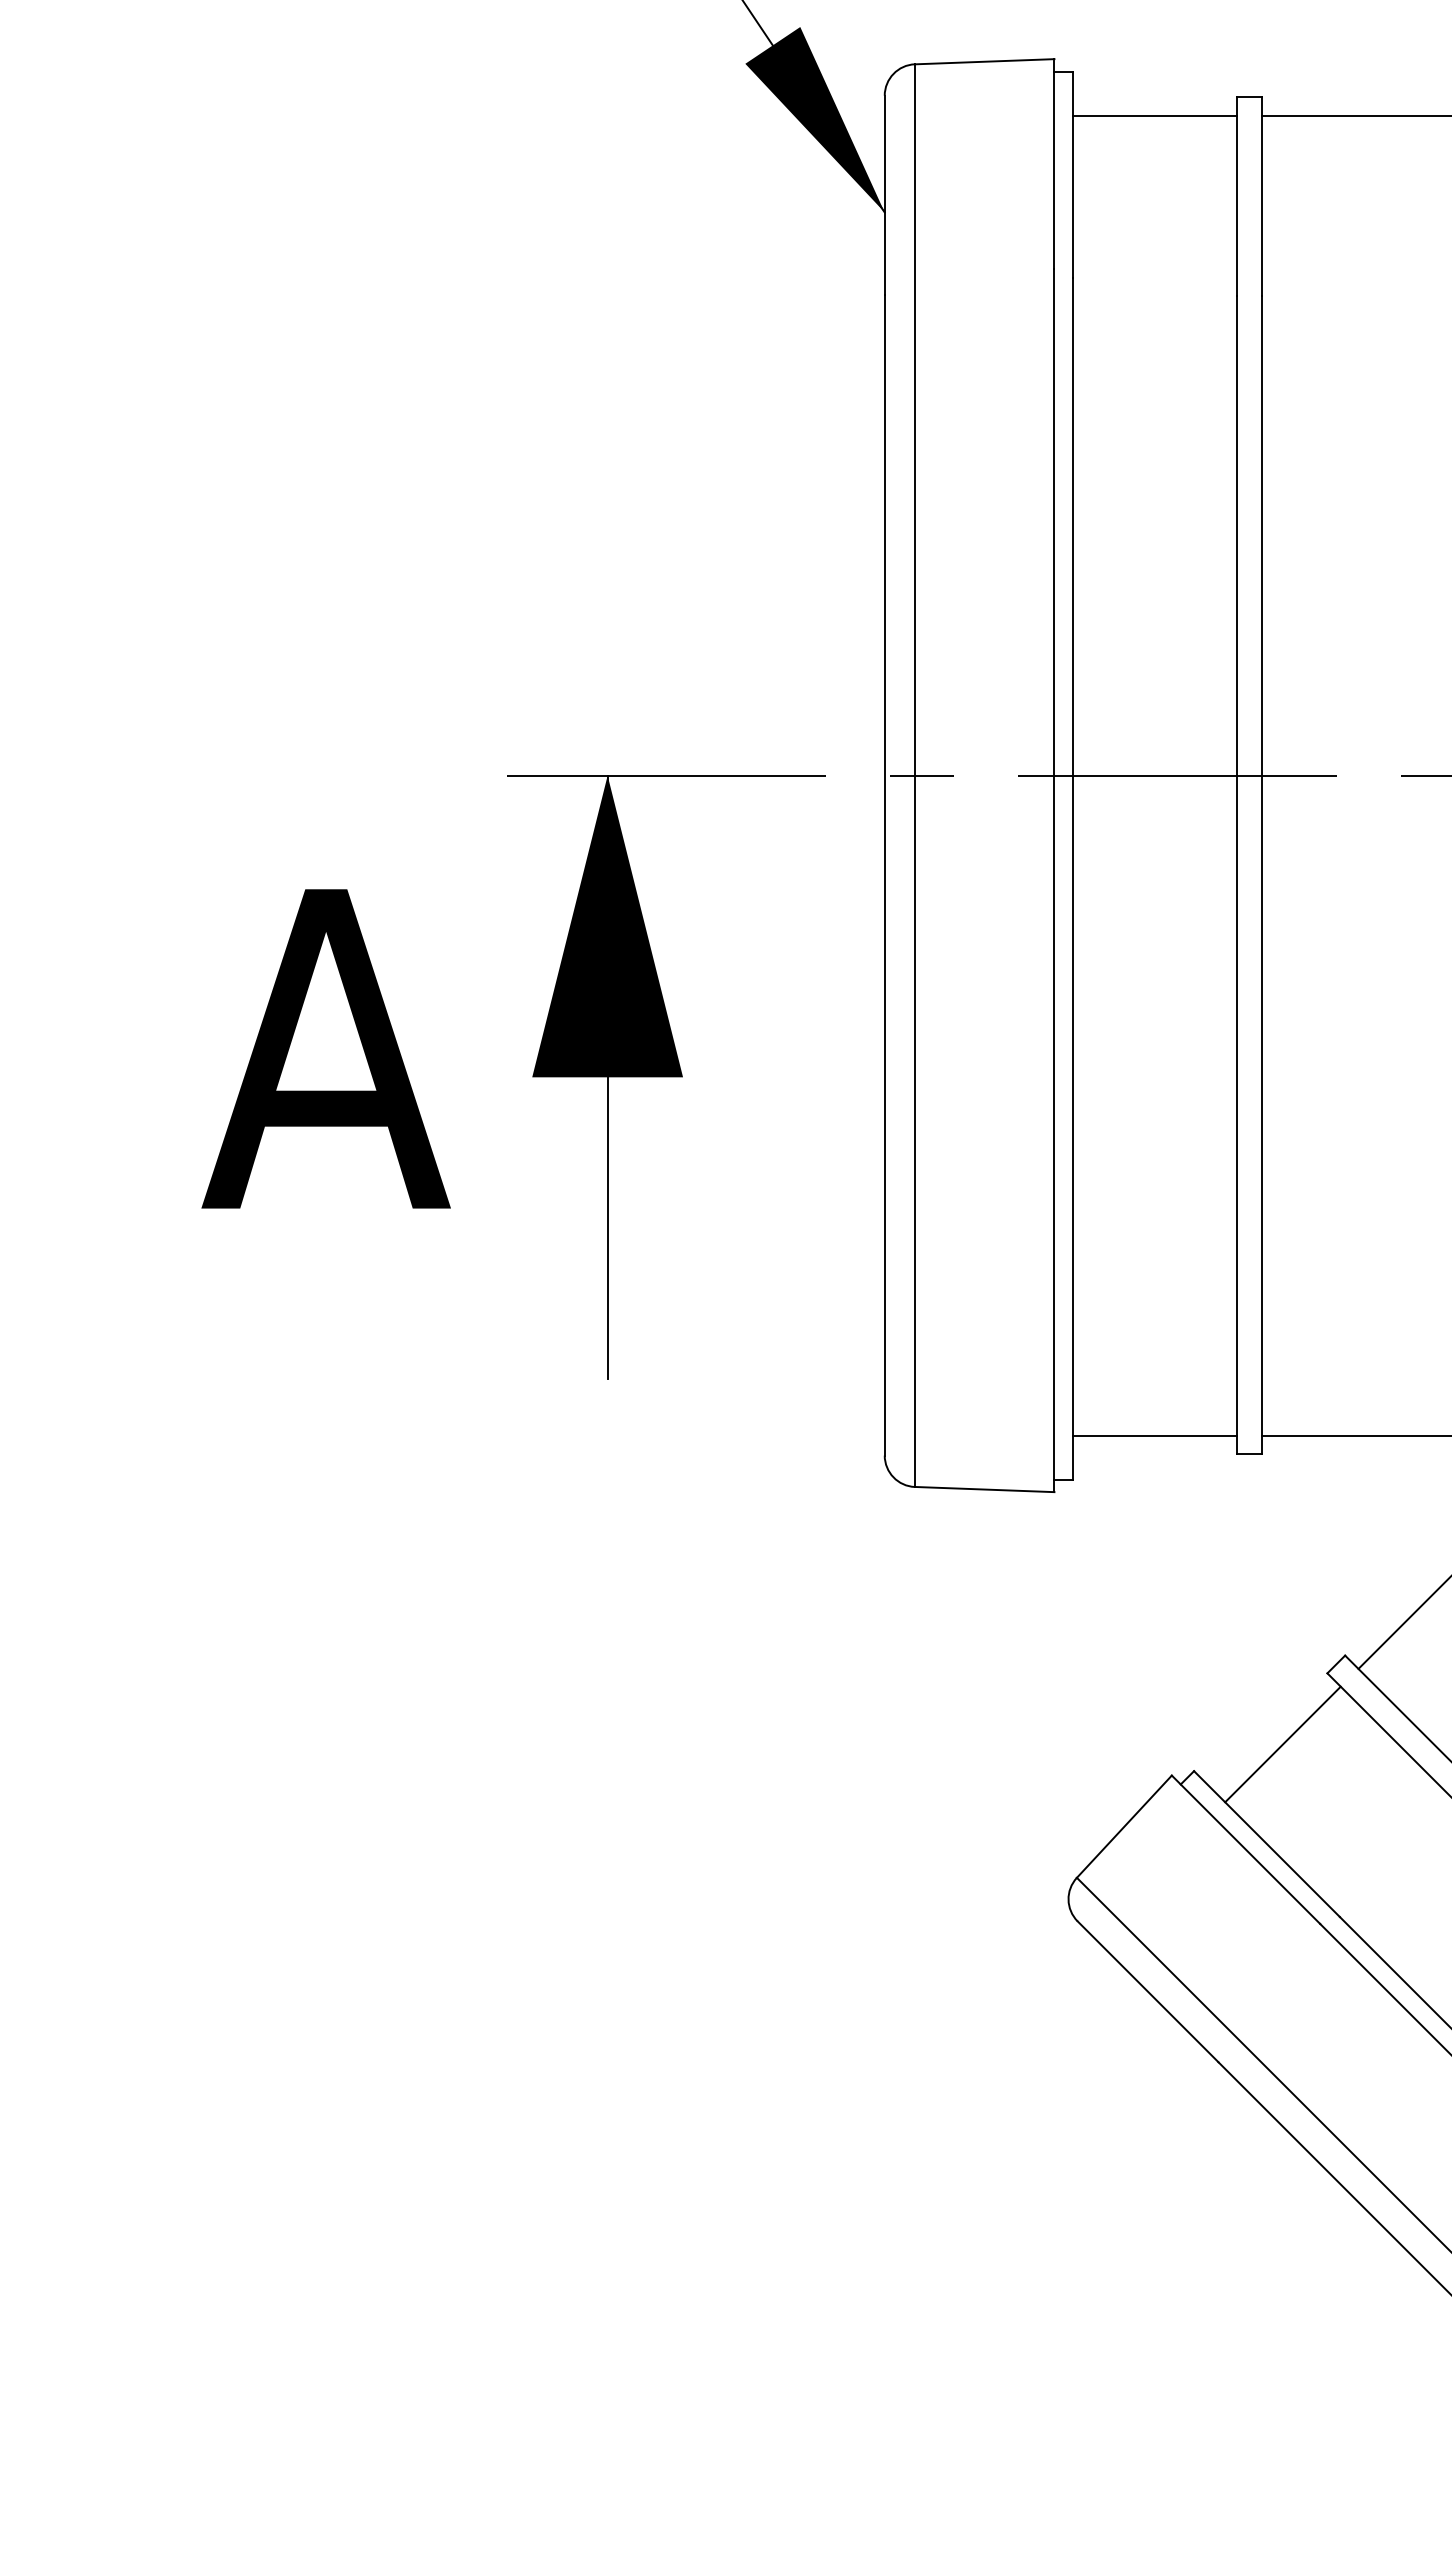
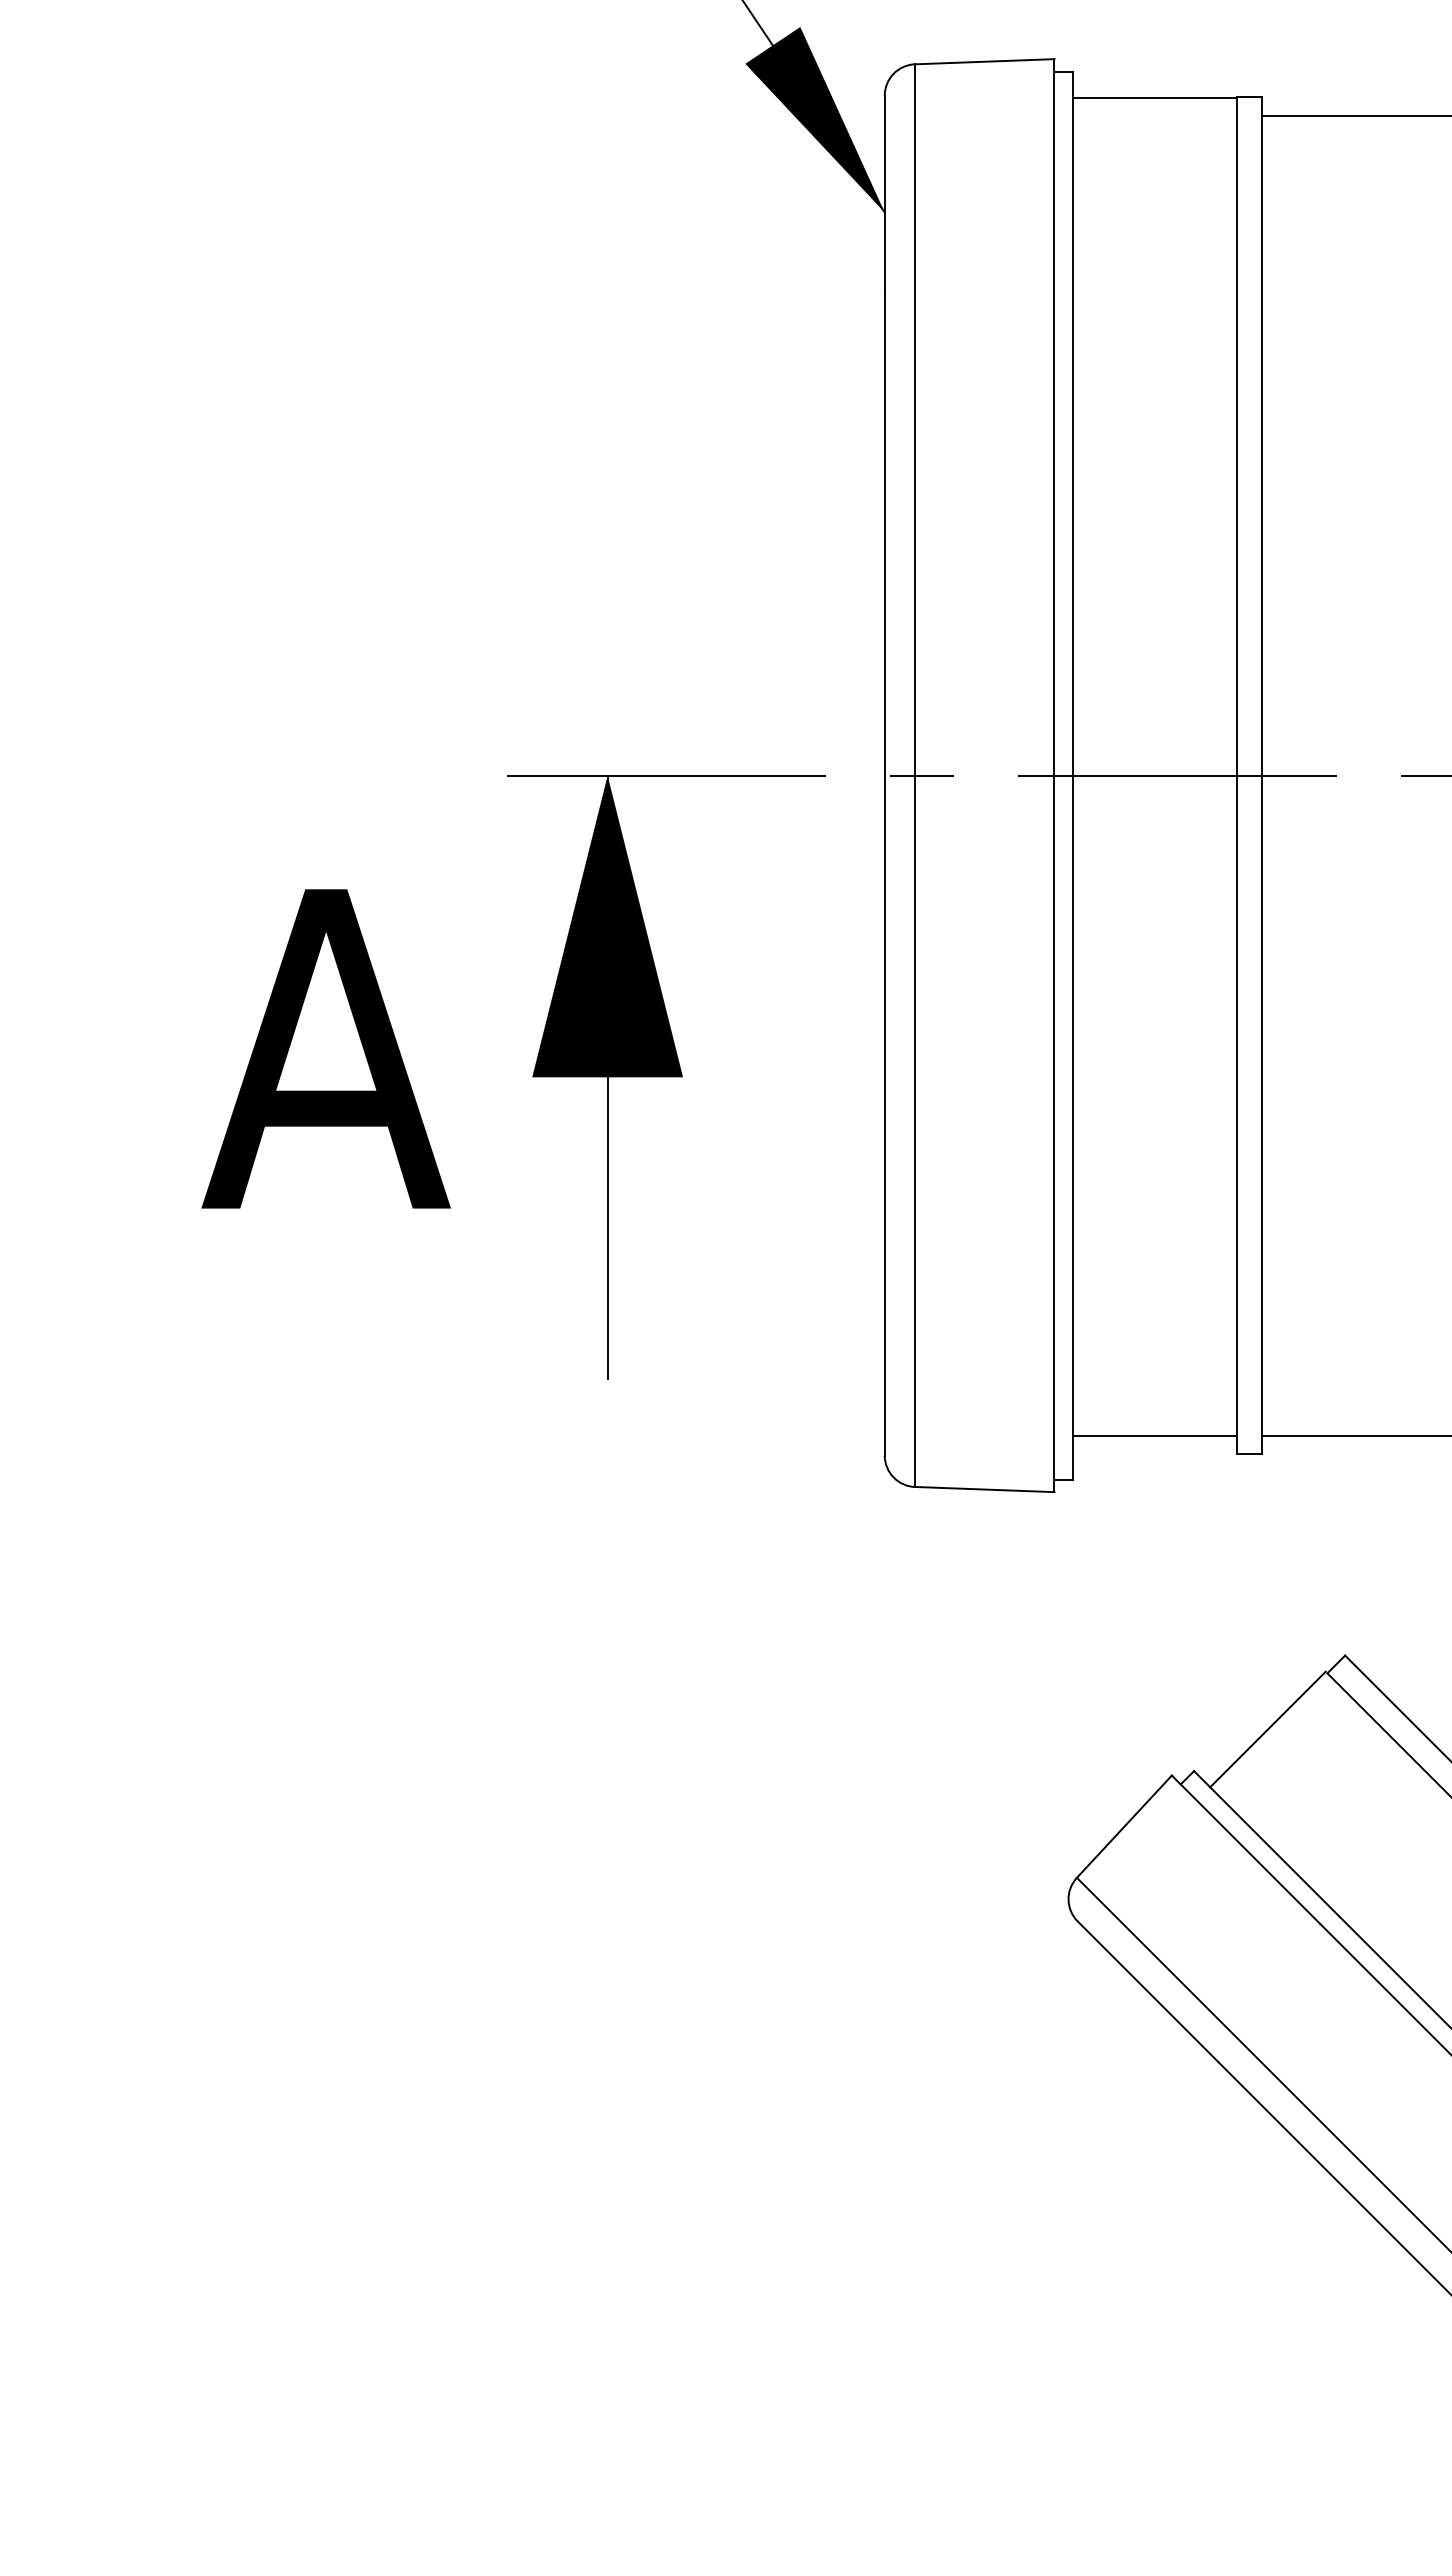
line position: (1154, 115) -> (1154, 97) (1154, 97)
line: present -> none (1403, 1623)
line position: (1282, 1744) -> (1267, 1729) (1267, 1729)
